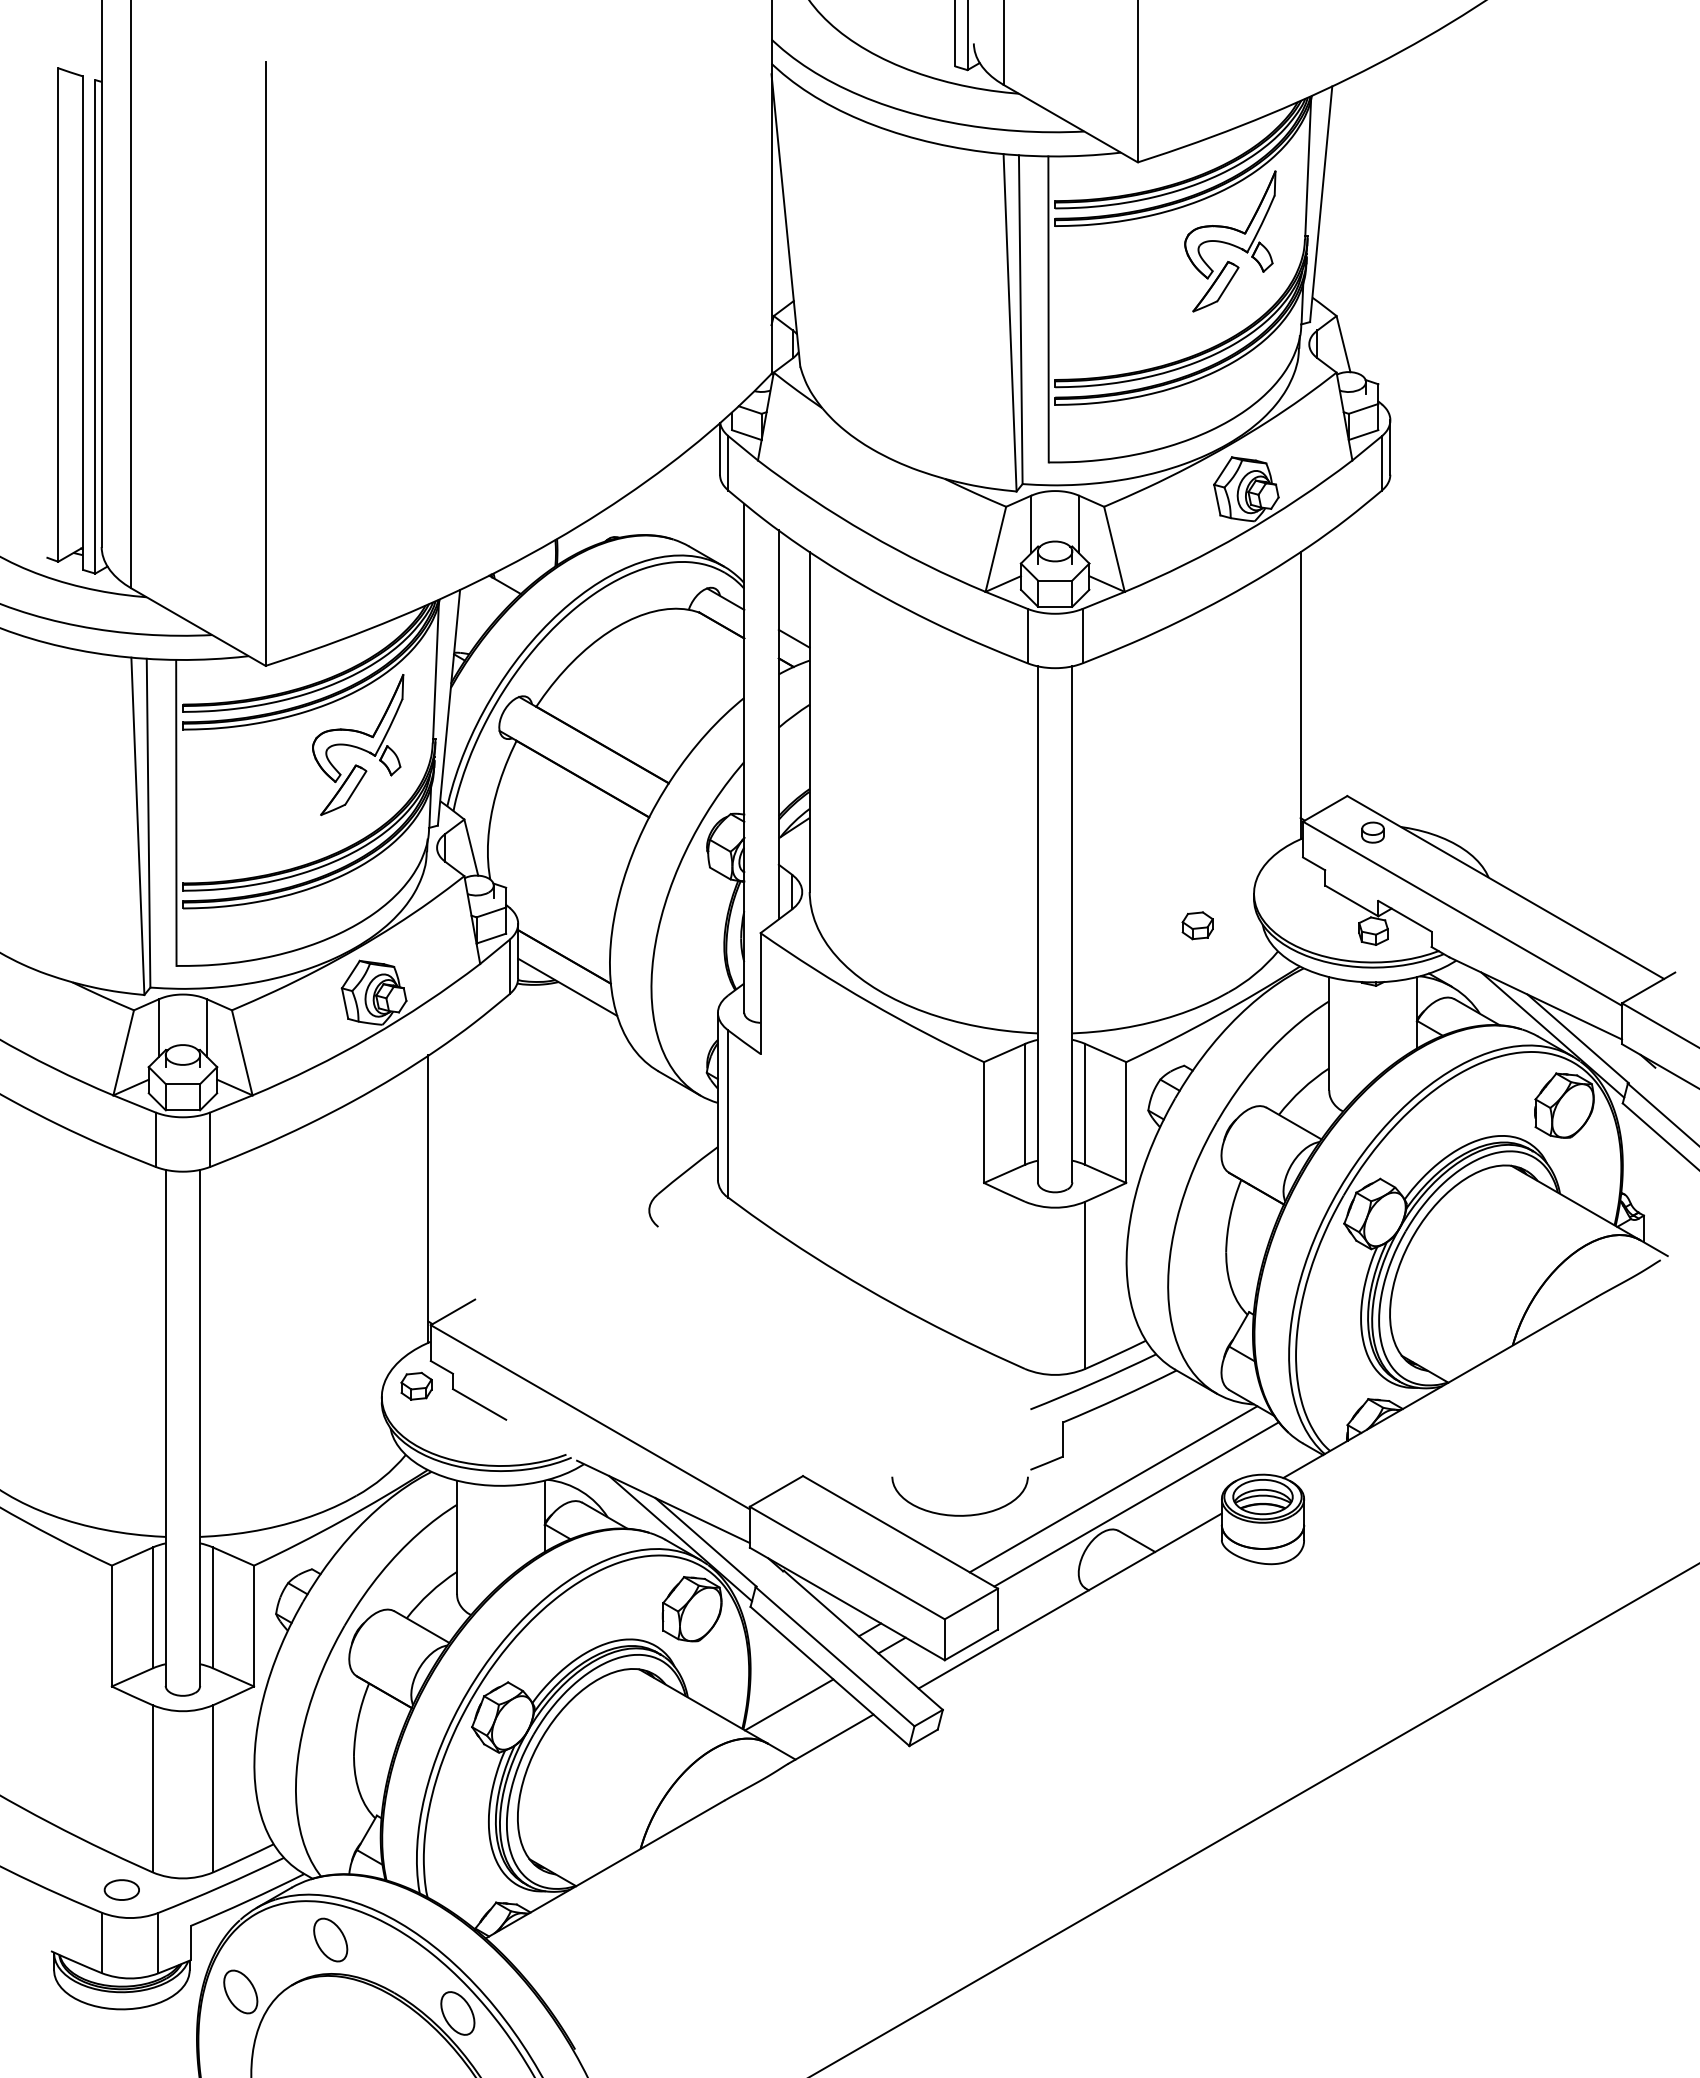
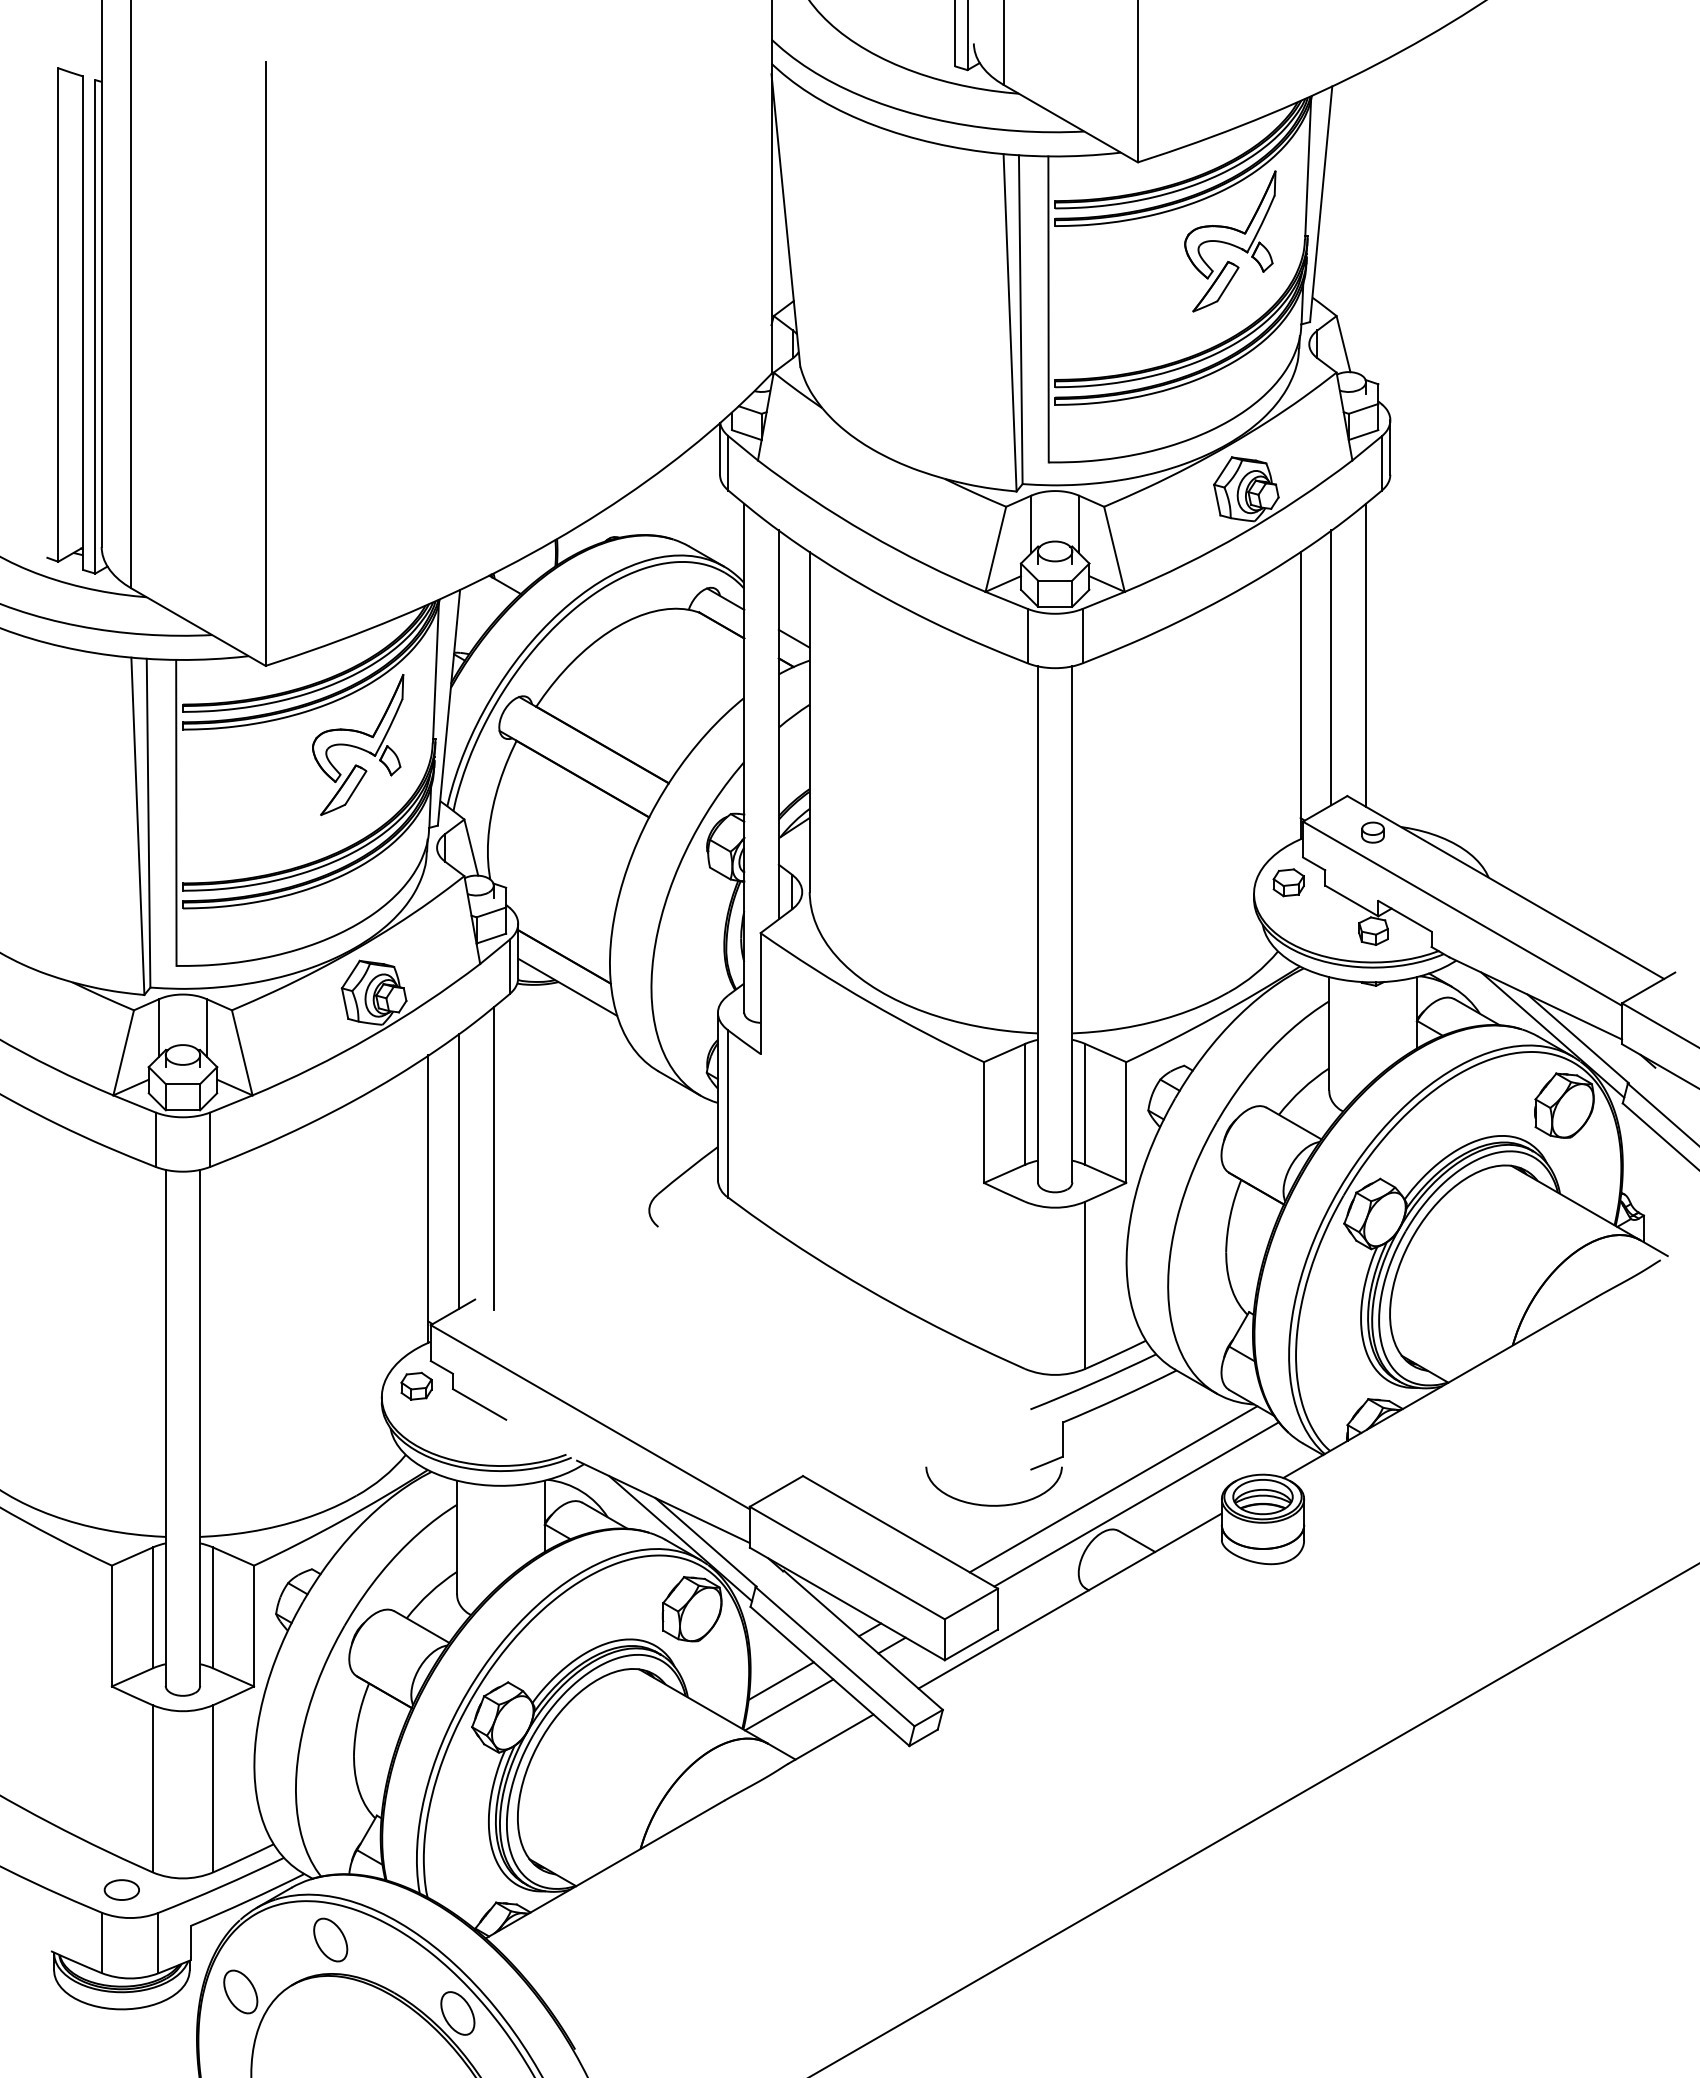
line: none -> present (1366, 654)
line: none -> present (1331, 667)
part position: (1197, 925) -> (1288, 882) (1288, 882)
line: none -> present (493, 1158)
line: none -> present (459, 1170)
curve position: (959, 1514) -> (993, 1504) (993, 1504)
line: none -> present (780, 1681)
